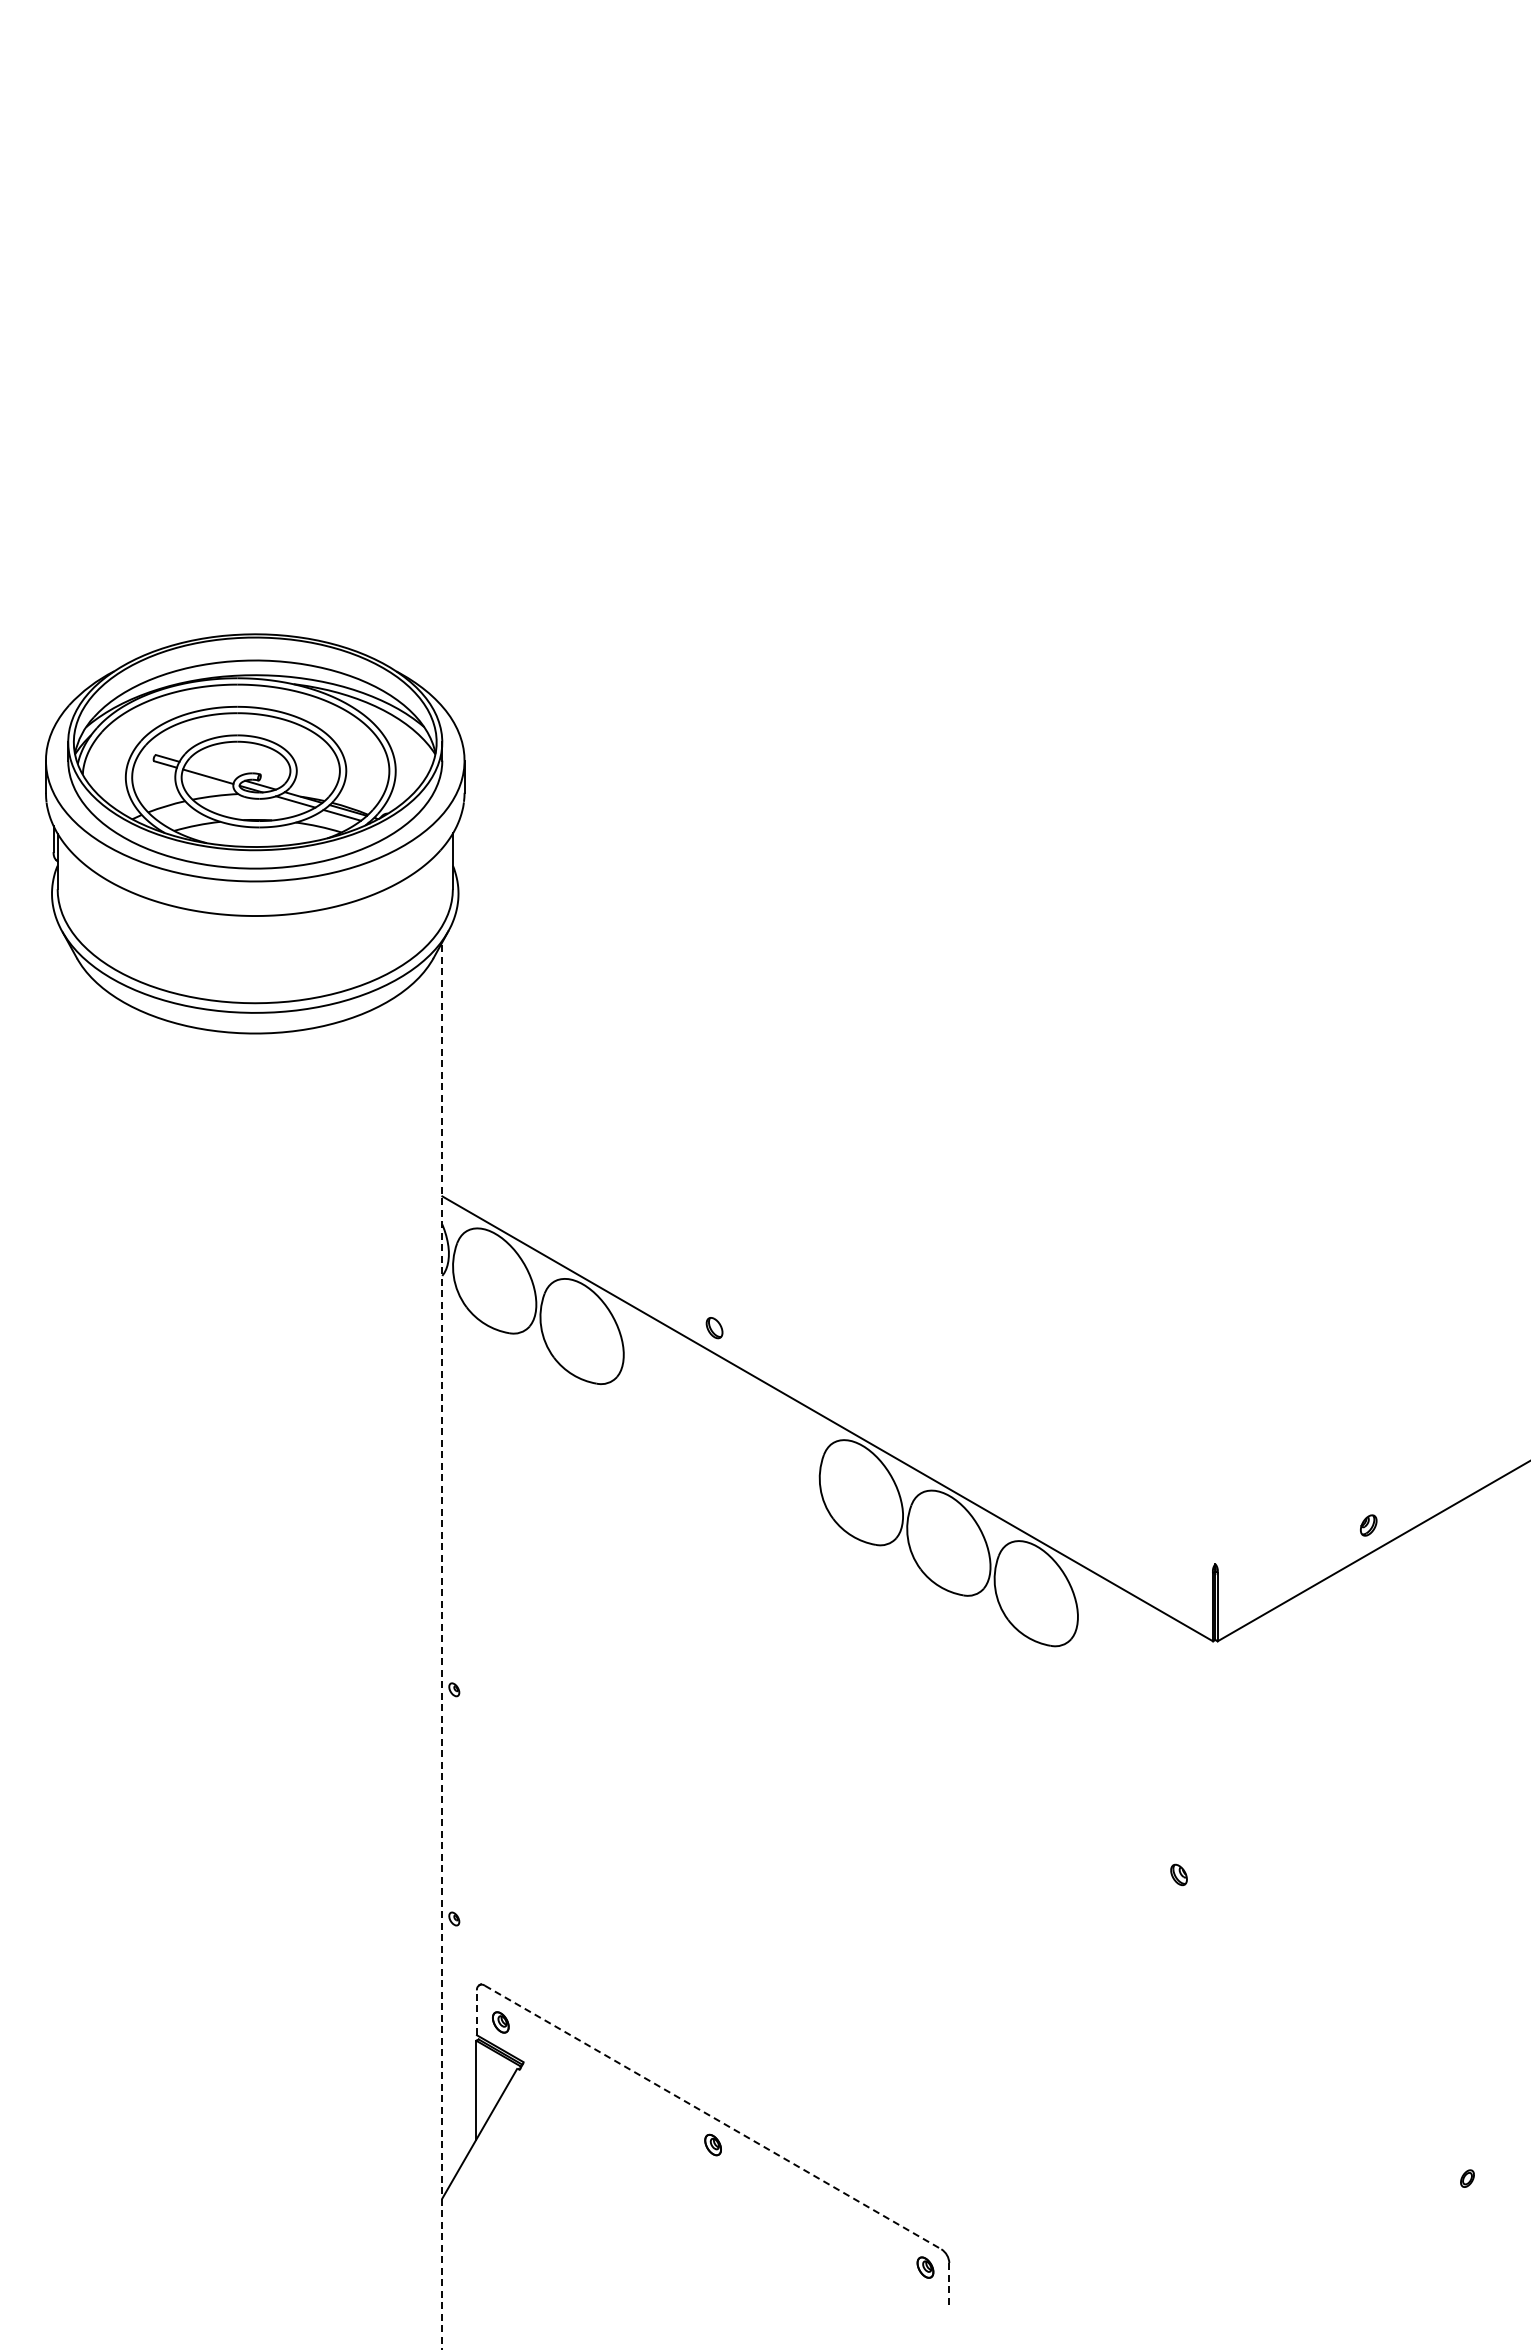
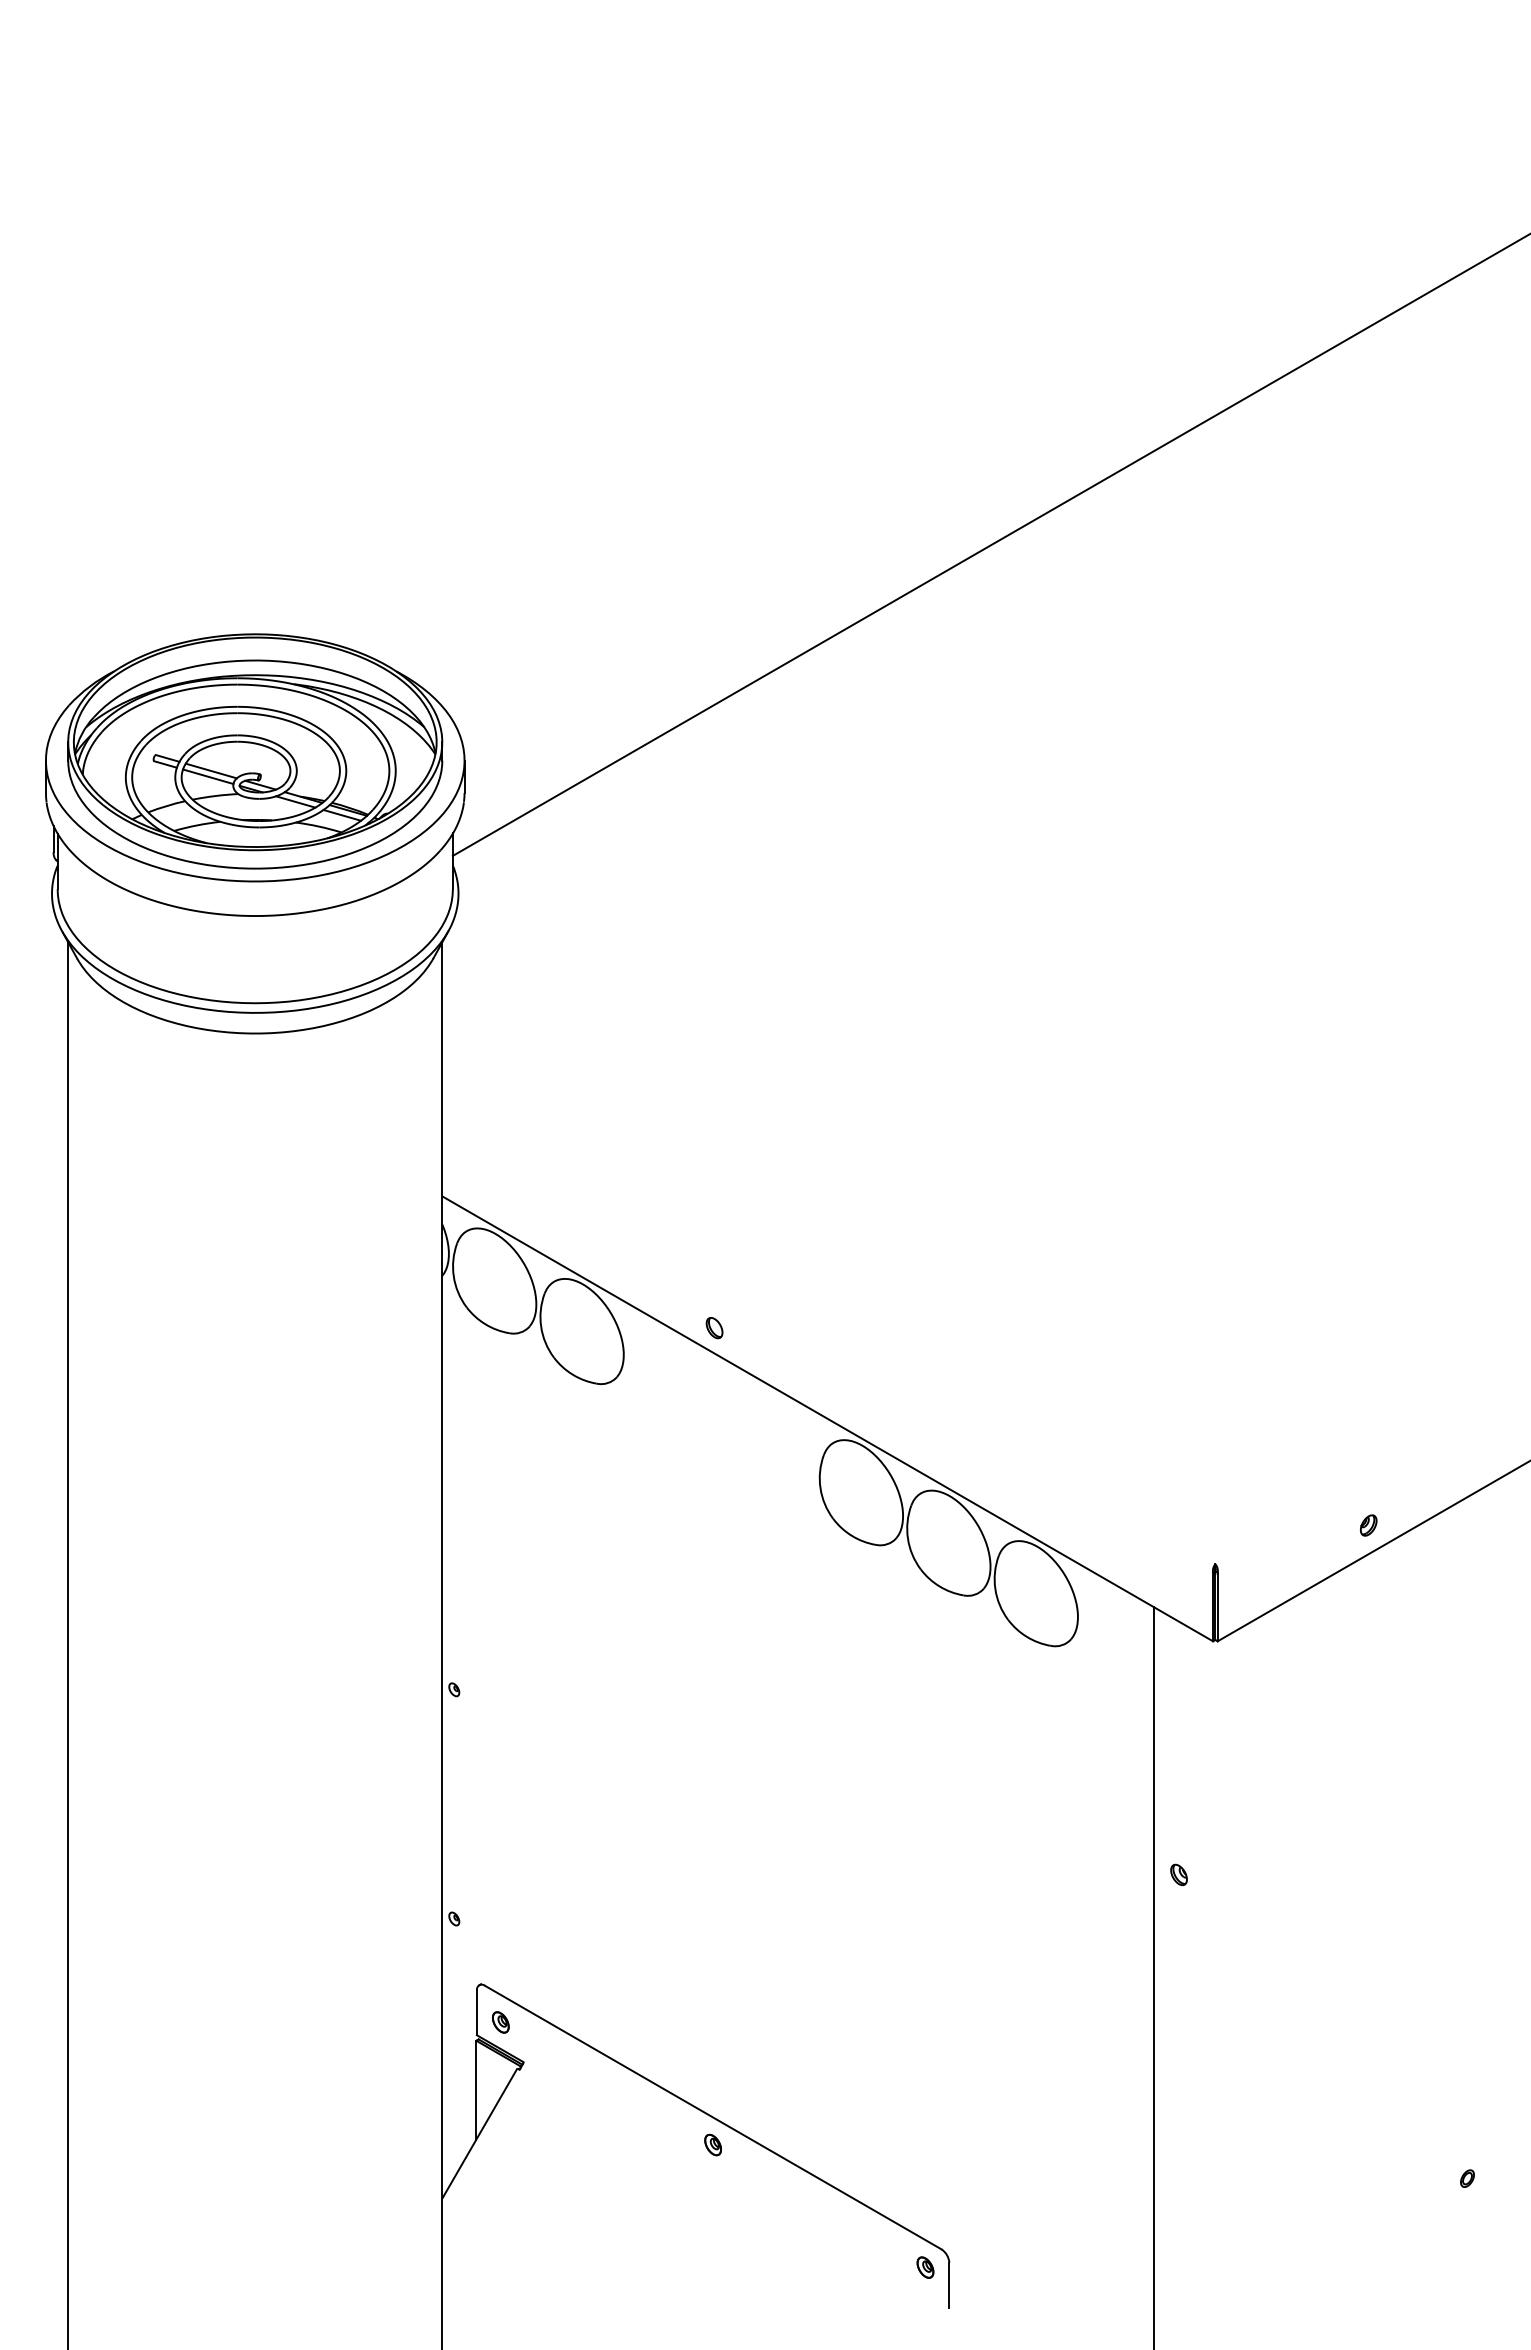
line: none -> present (989, 545)
line: none -> present (210, 770)
line: none -> present (68, 1644)
line: dashed -> solid (442, 1645)
line: none -> present (1153, 1976)
line: dashed -> solid (476, 2012)
line: dashed -> solid (713, 2117)
line: dashed -> solid (949, 2286)
